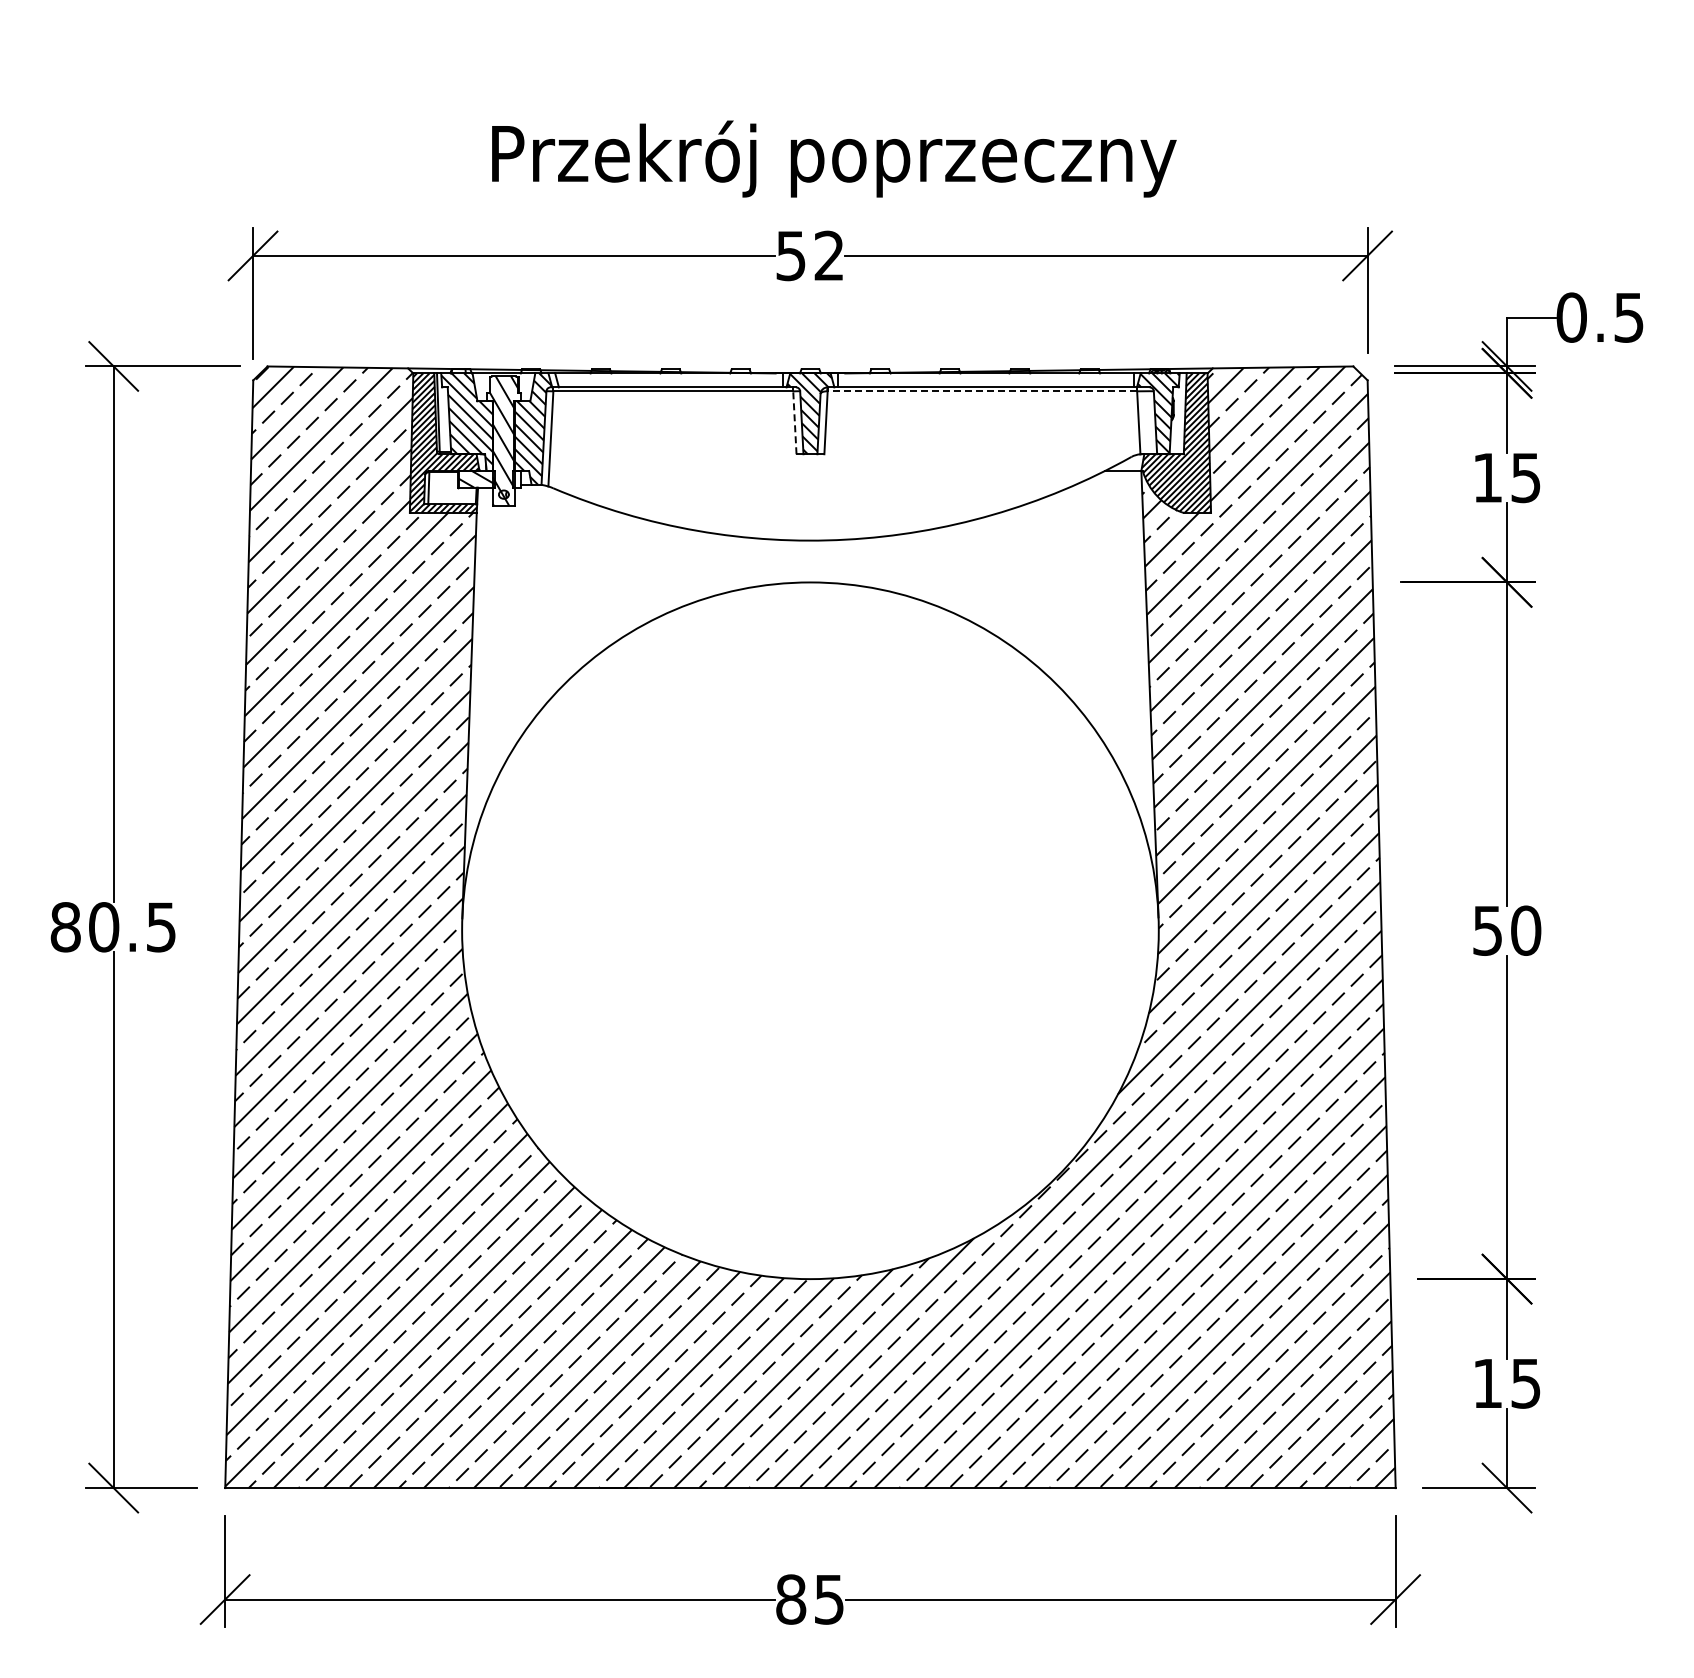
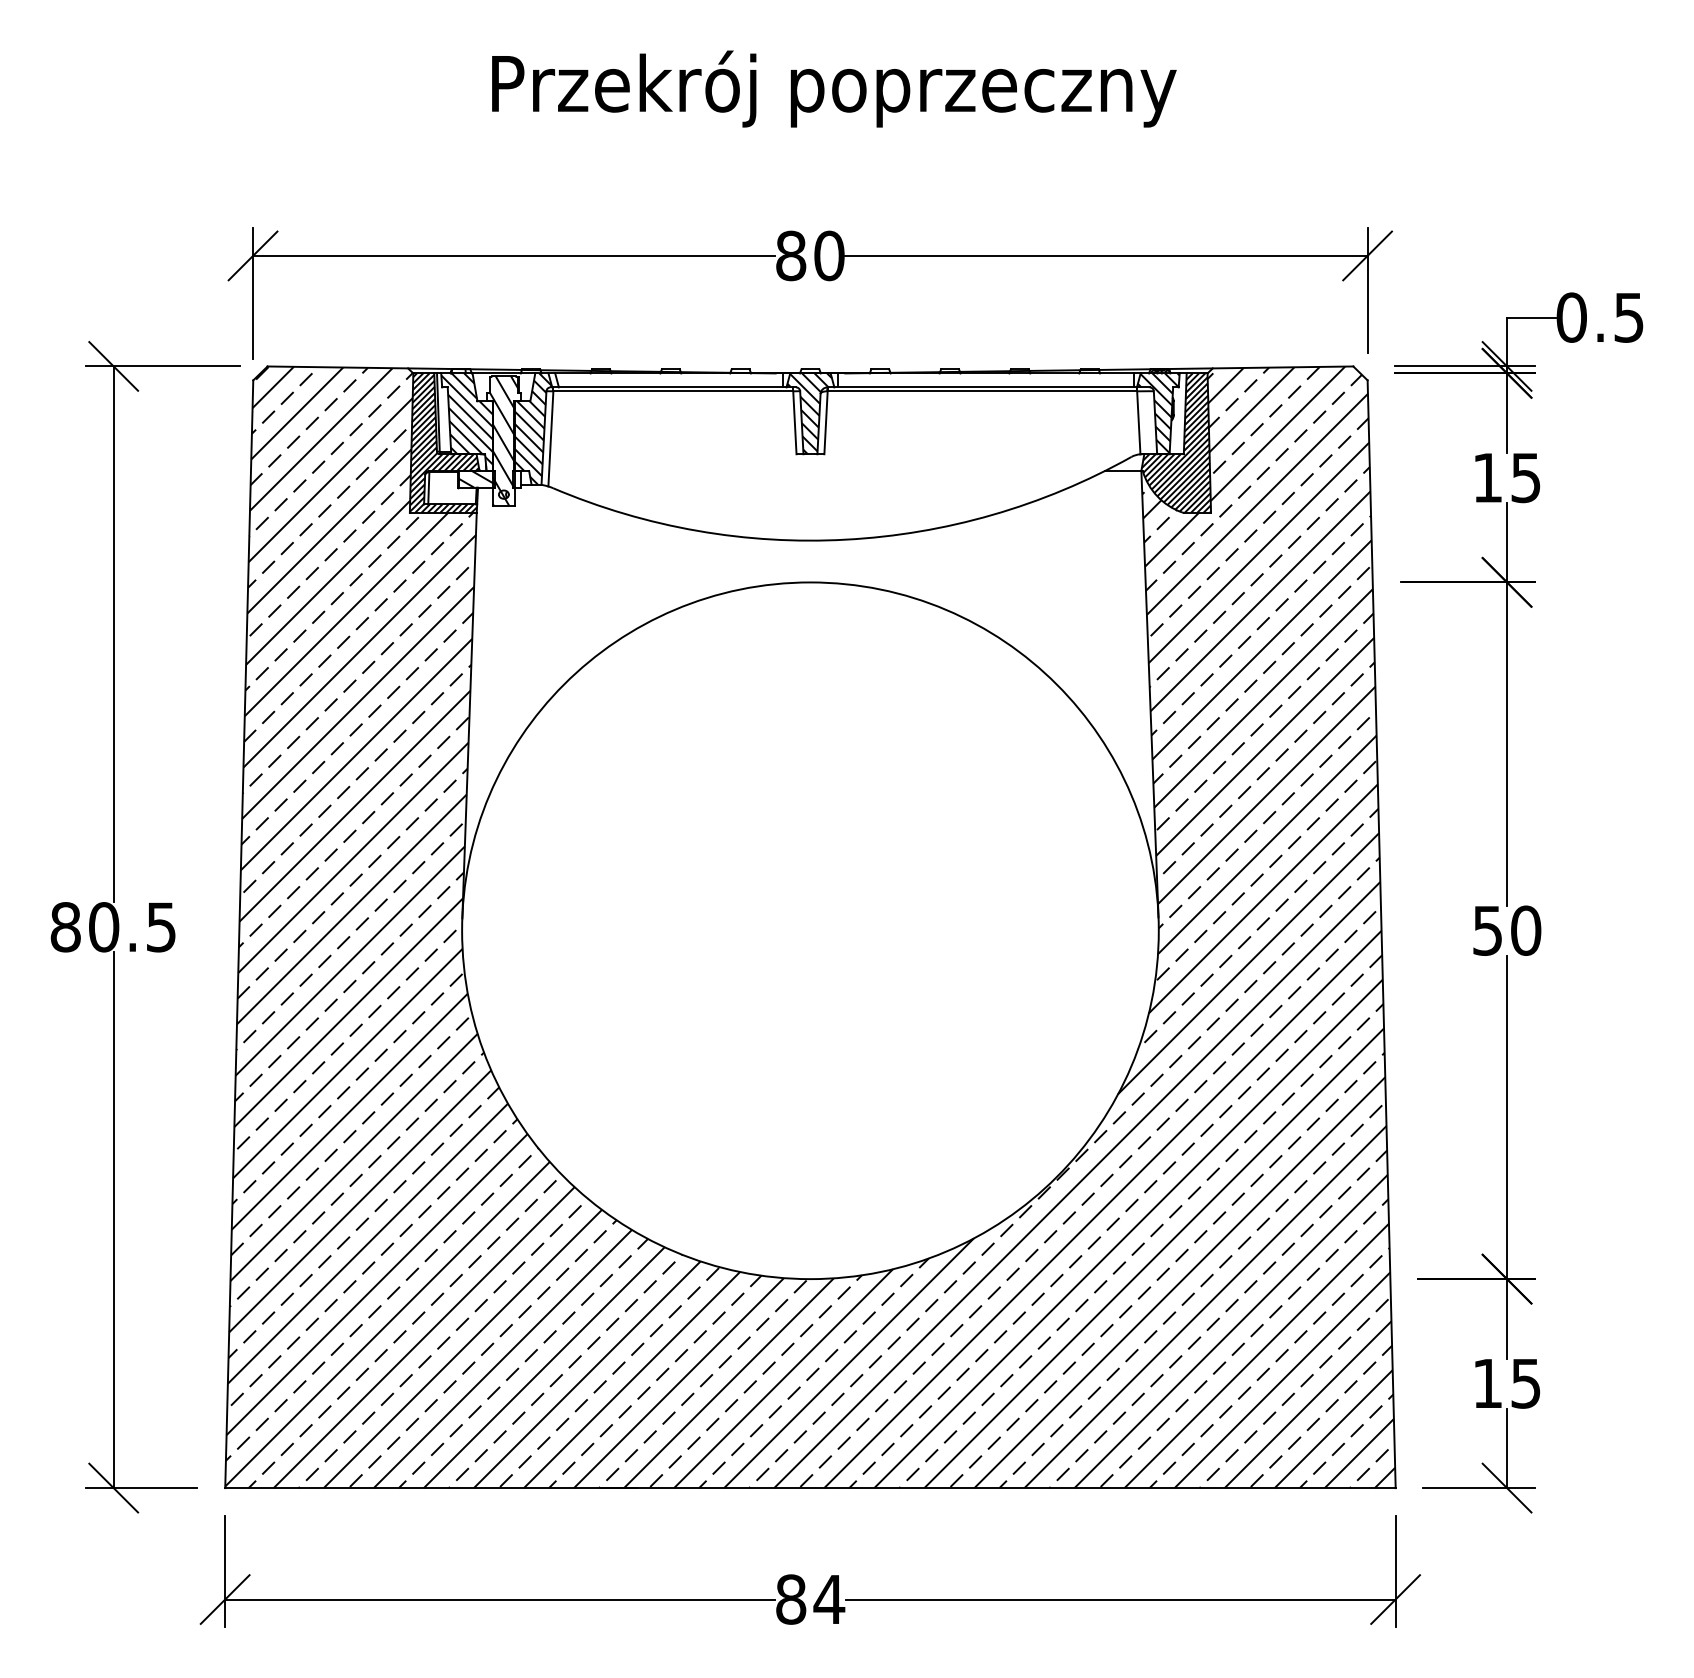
text position: (834, 158) -> (834, 88) (834, 88)
text: 52 -> 80 (810, 255)
line: dashed -> solid (982, 391)
line: dashed -> solid (794, 422)
text: 85 -> 84 (829, 1599)
